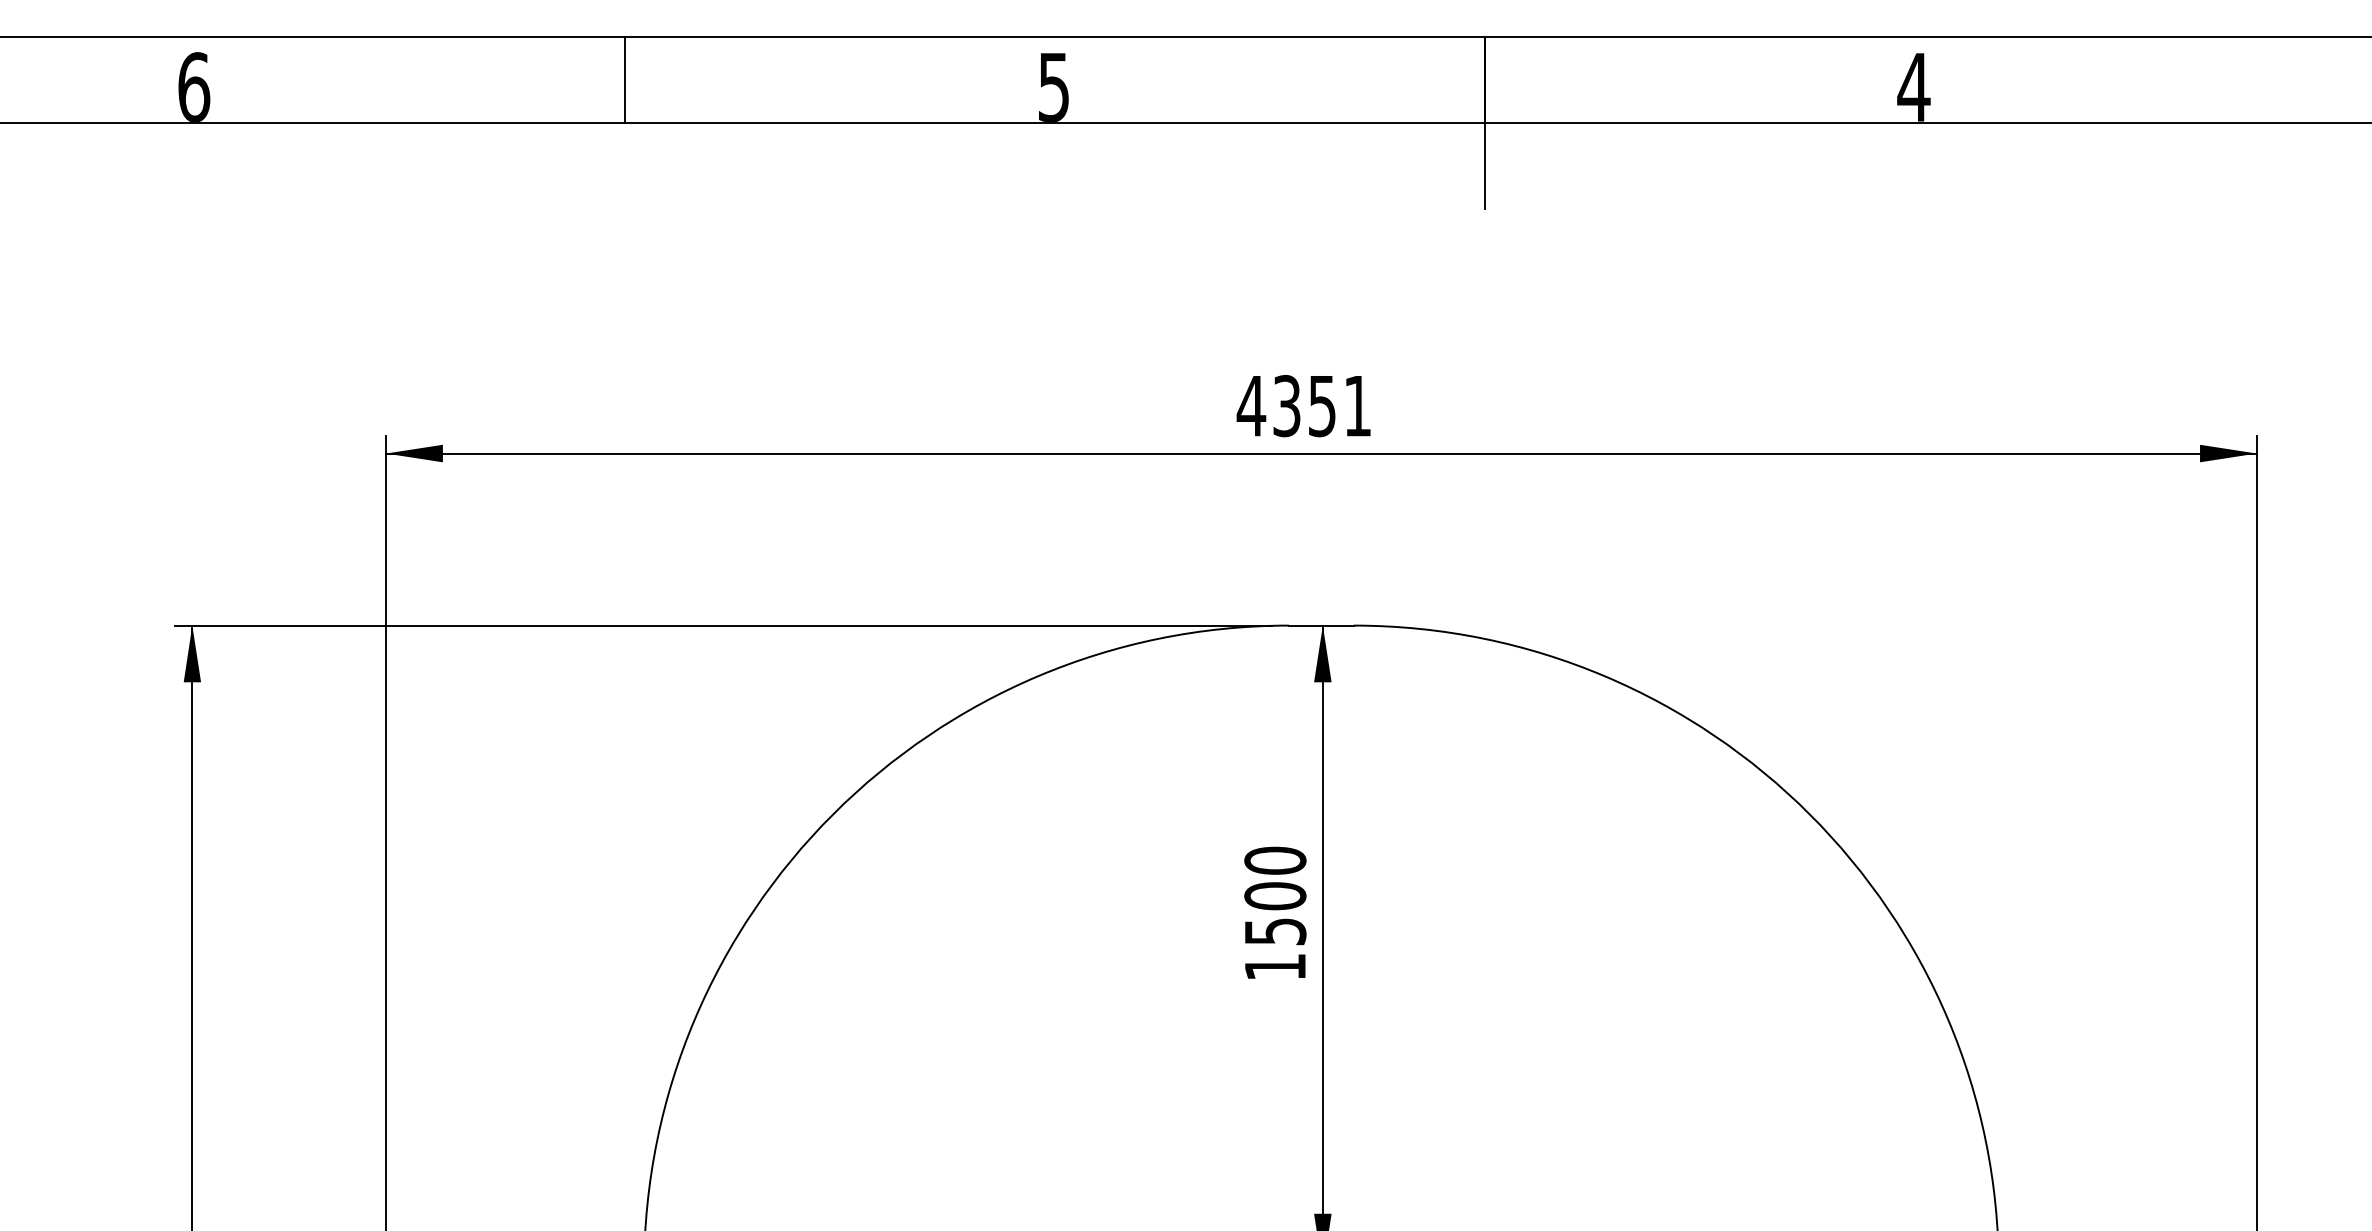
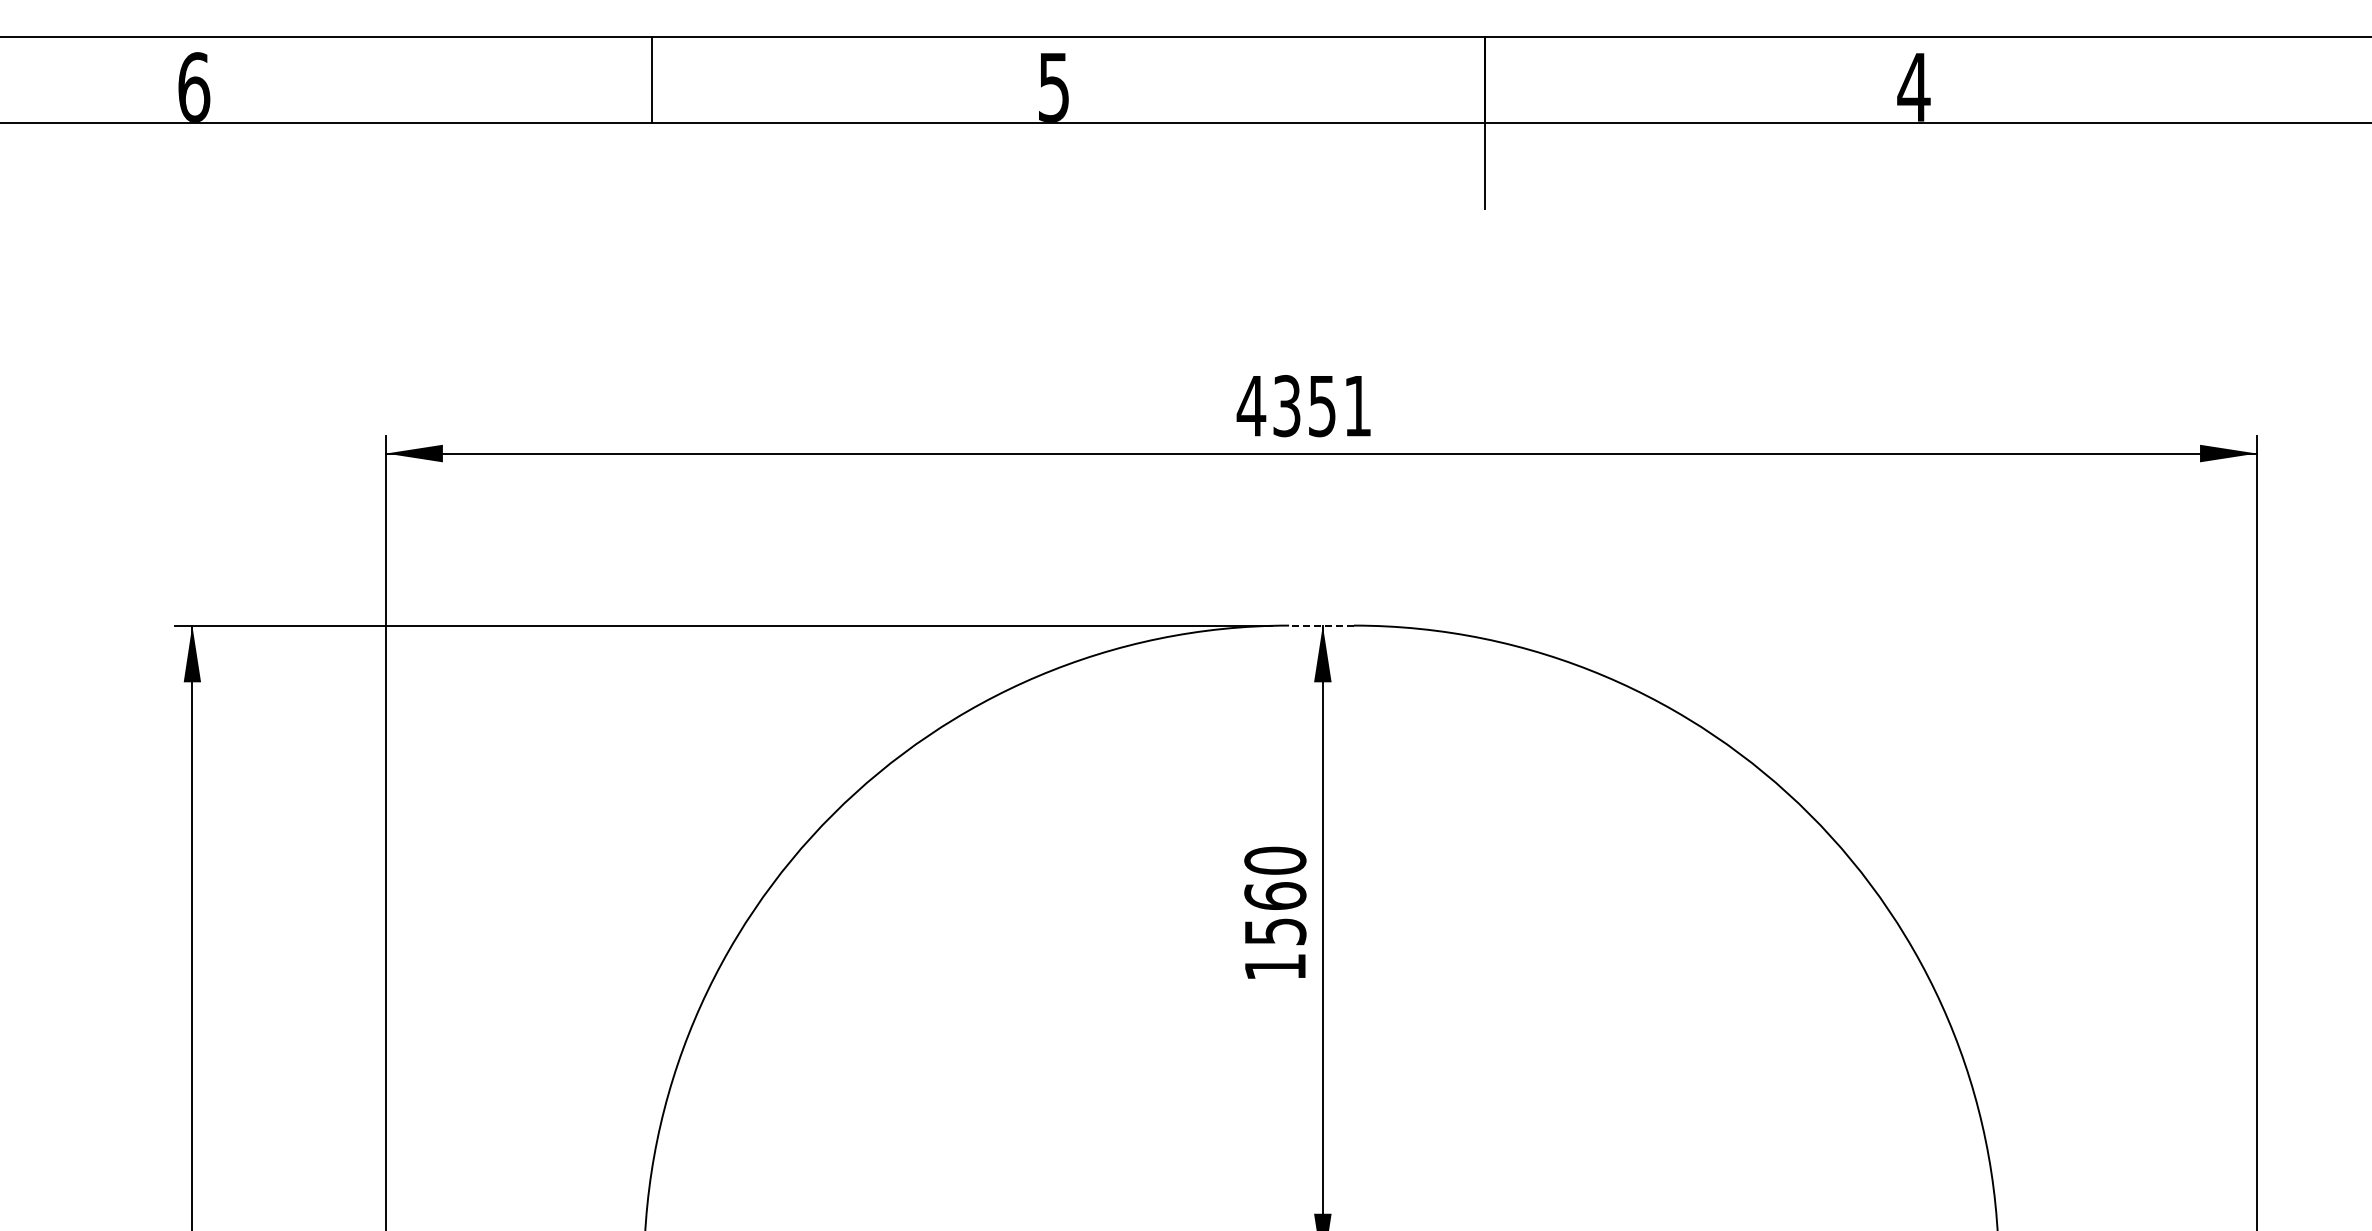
line position: (624, 80) -> (651, 80) (651, 80)
line: solid -> dashed (1320, 625)
text: 1500 -> 1560 (1275, 896)
